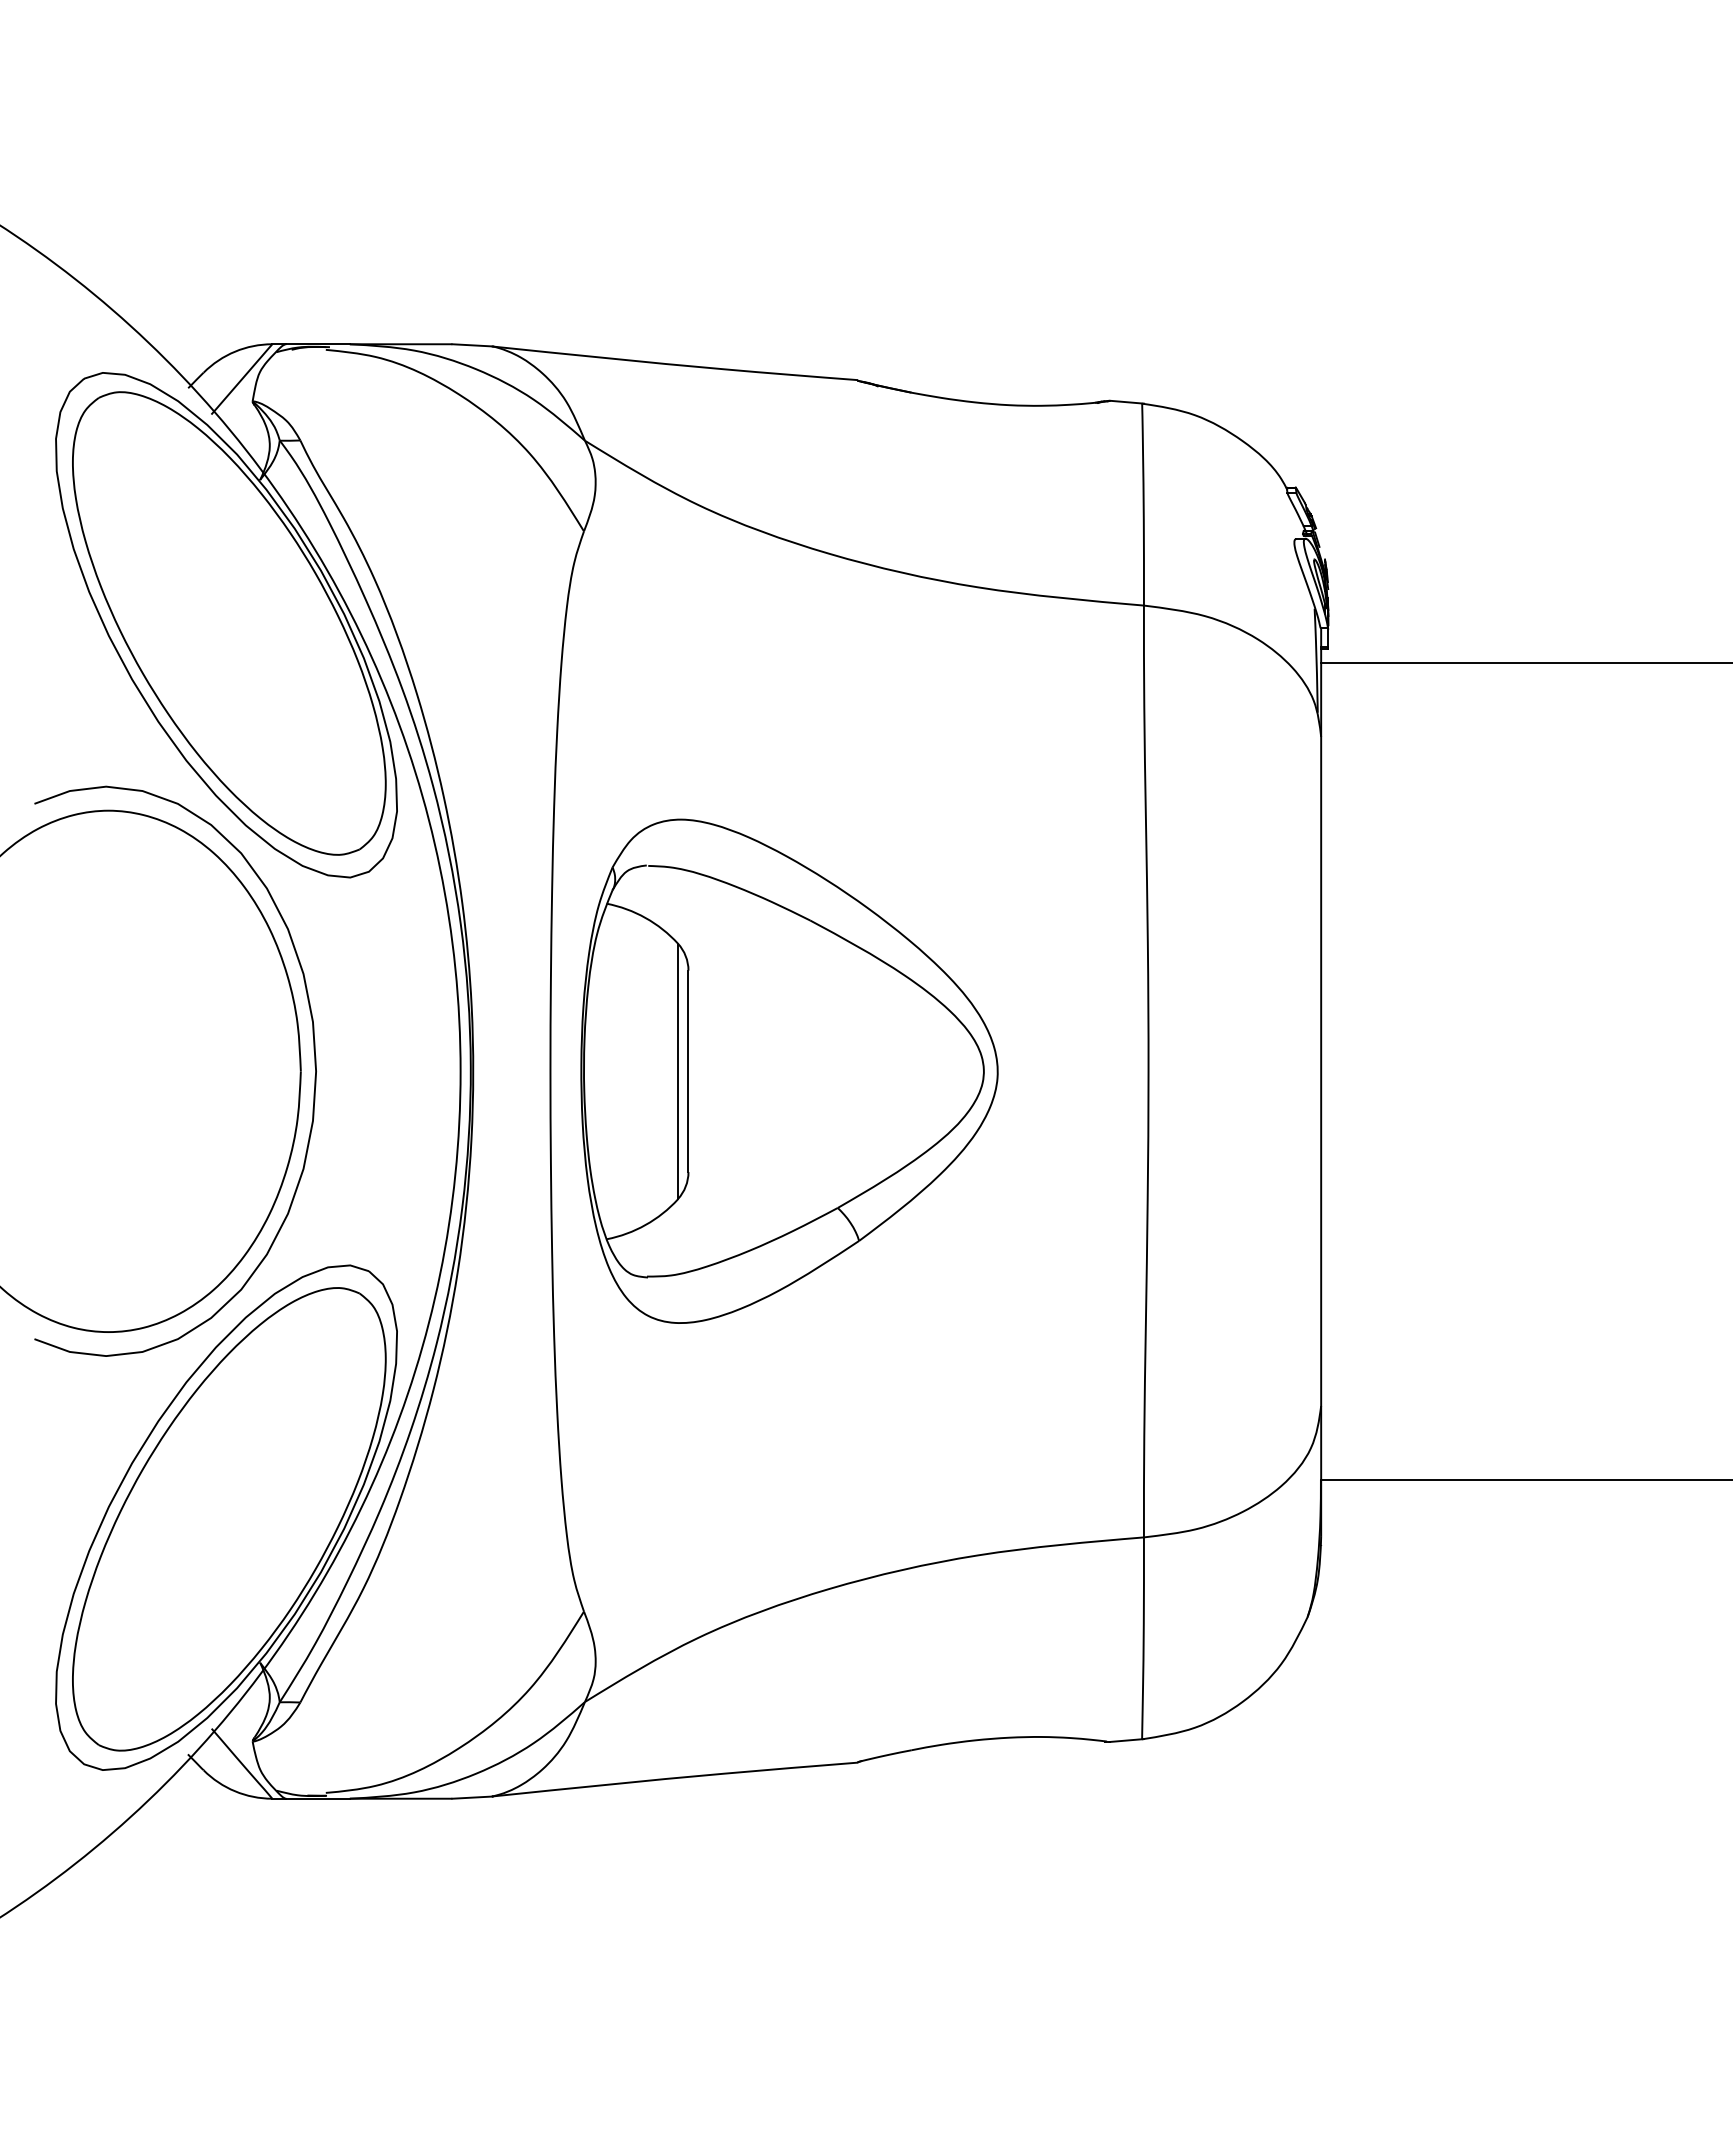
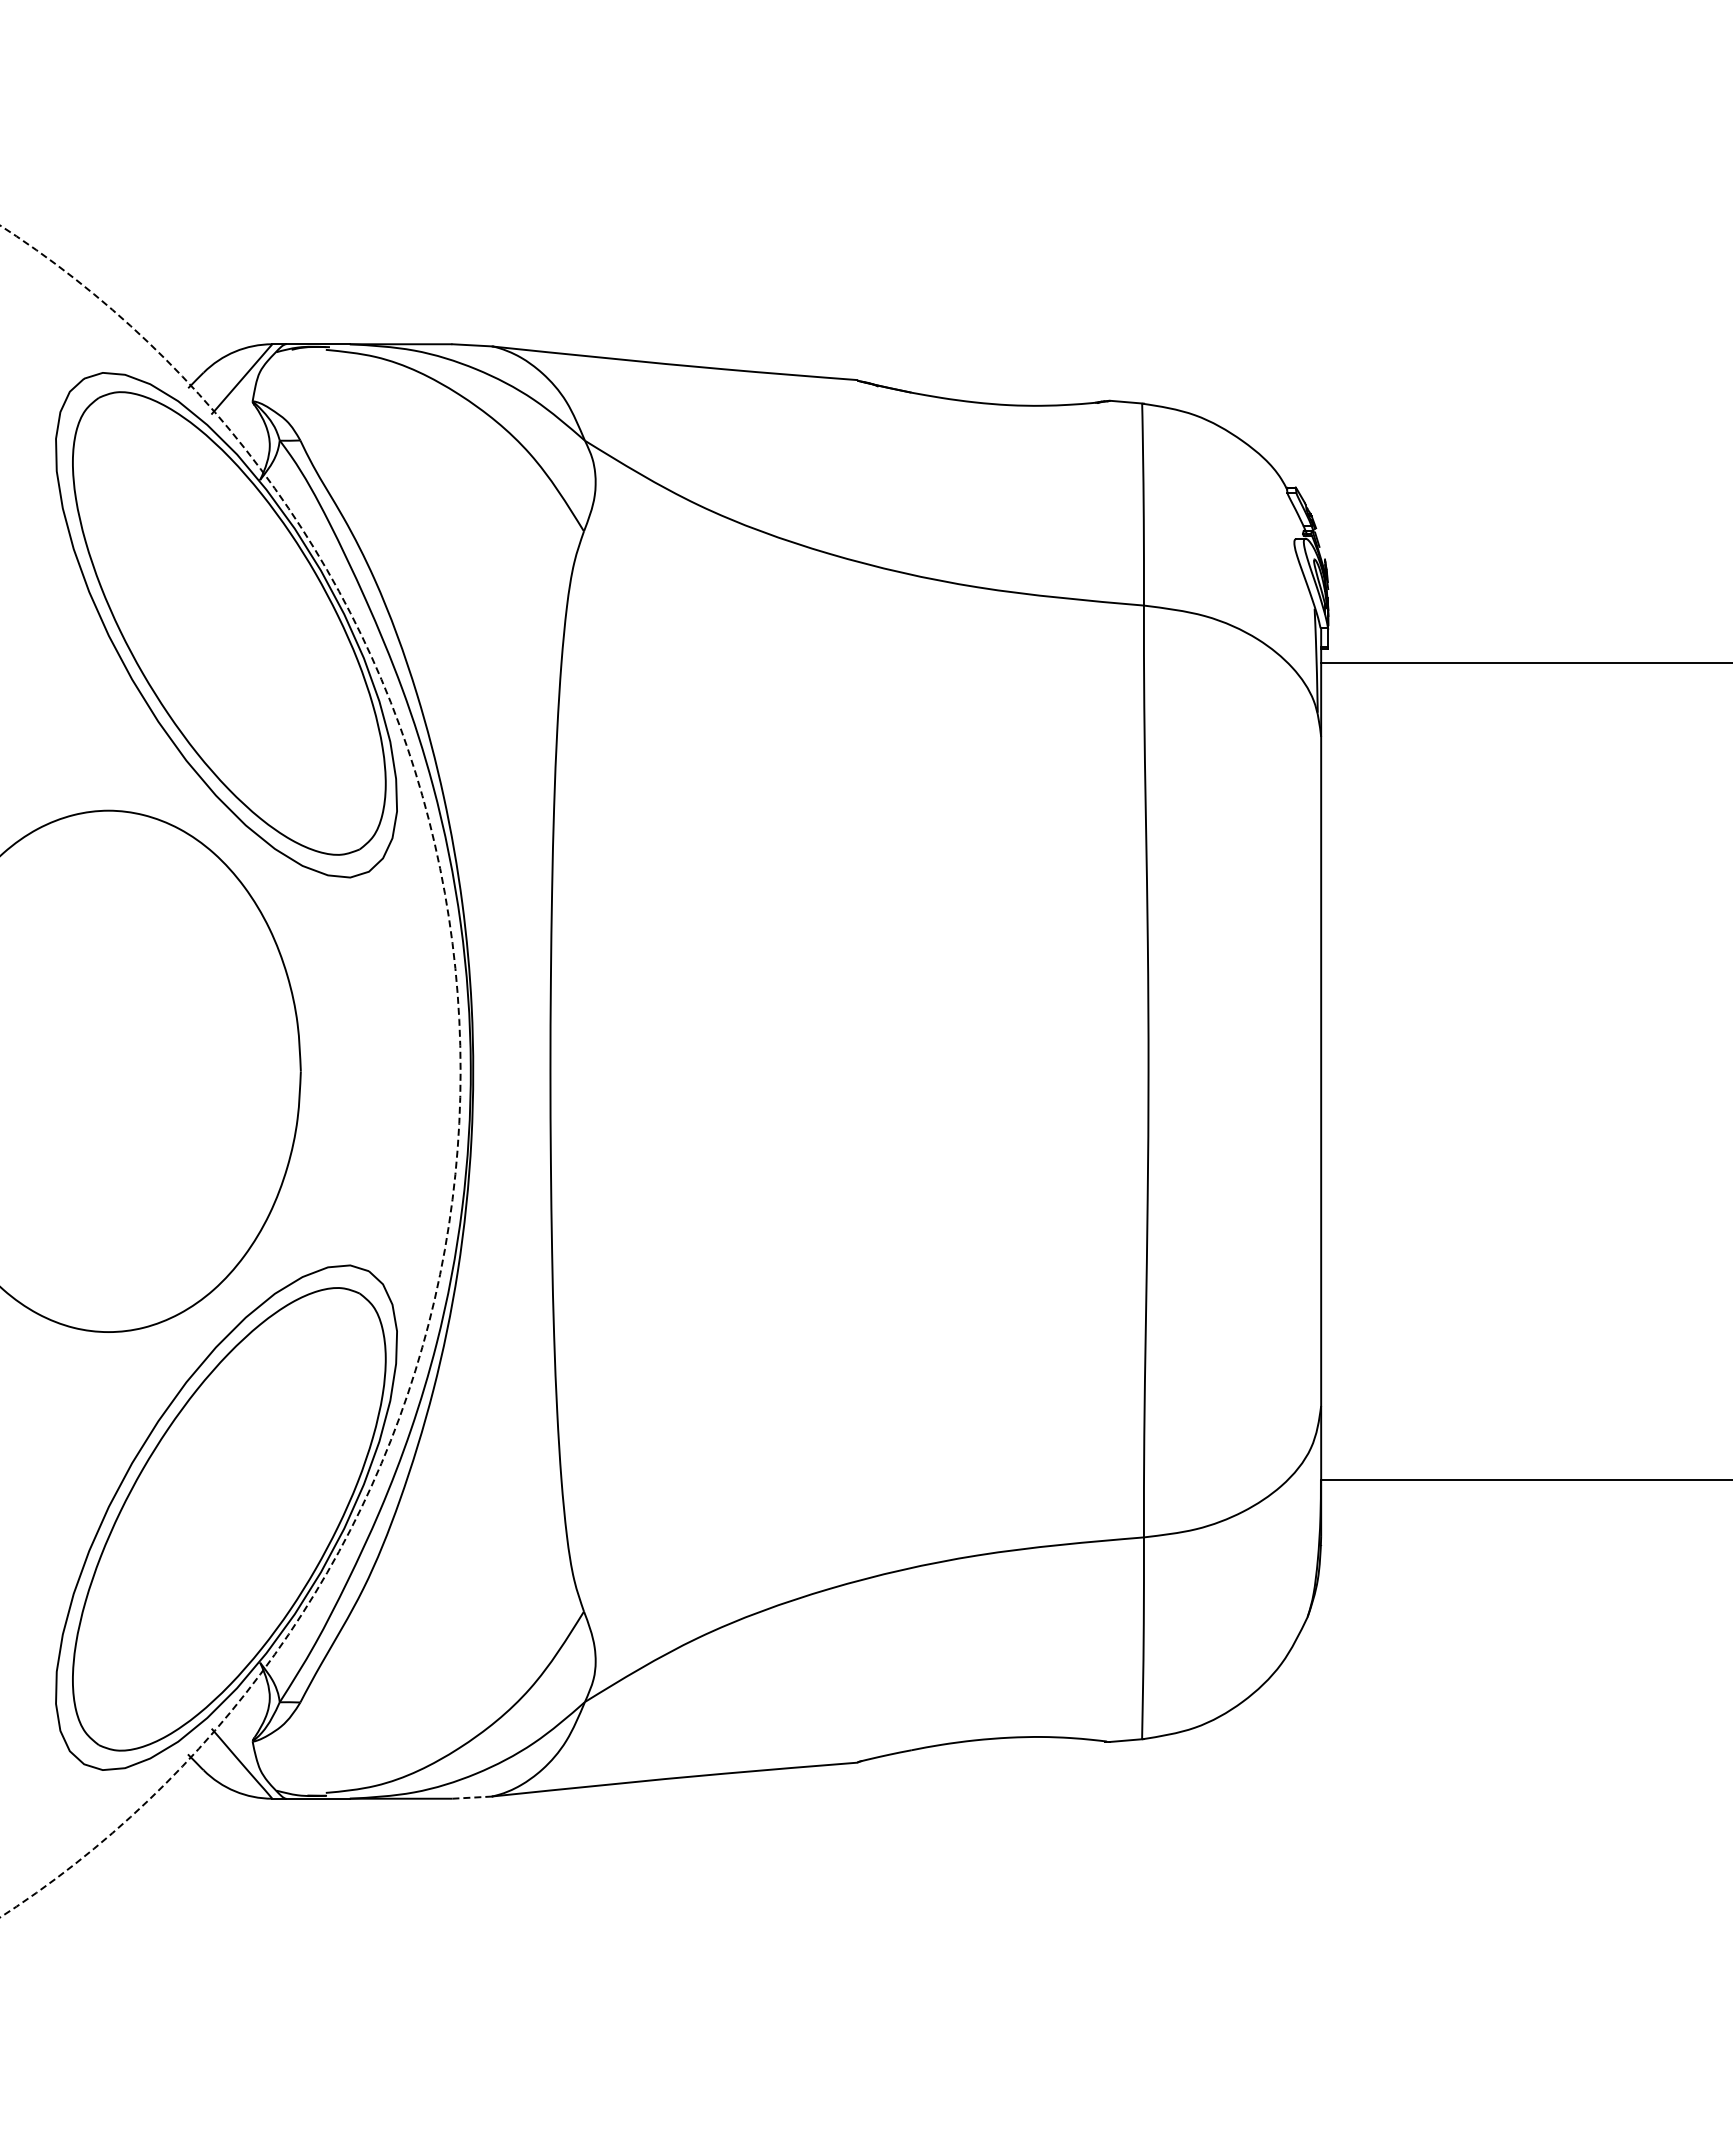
curve: present -> none (314, 1066)
part: present -> none (789, 1070)
arc: solid -> dashed (460, 1071)
line: solid -> dashed (472, 1797)
